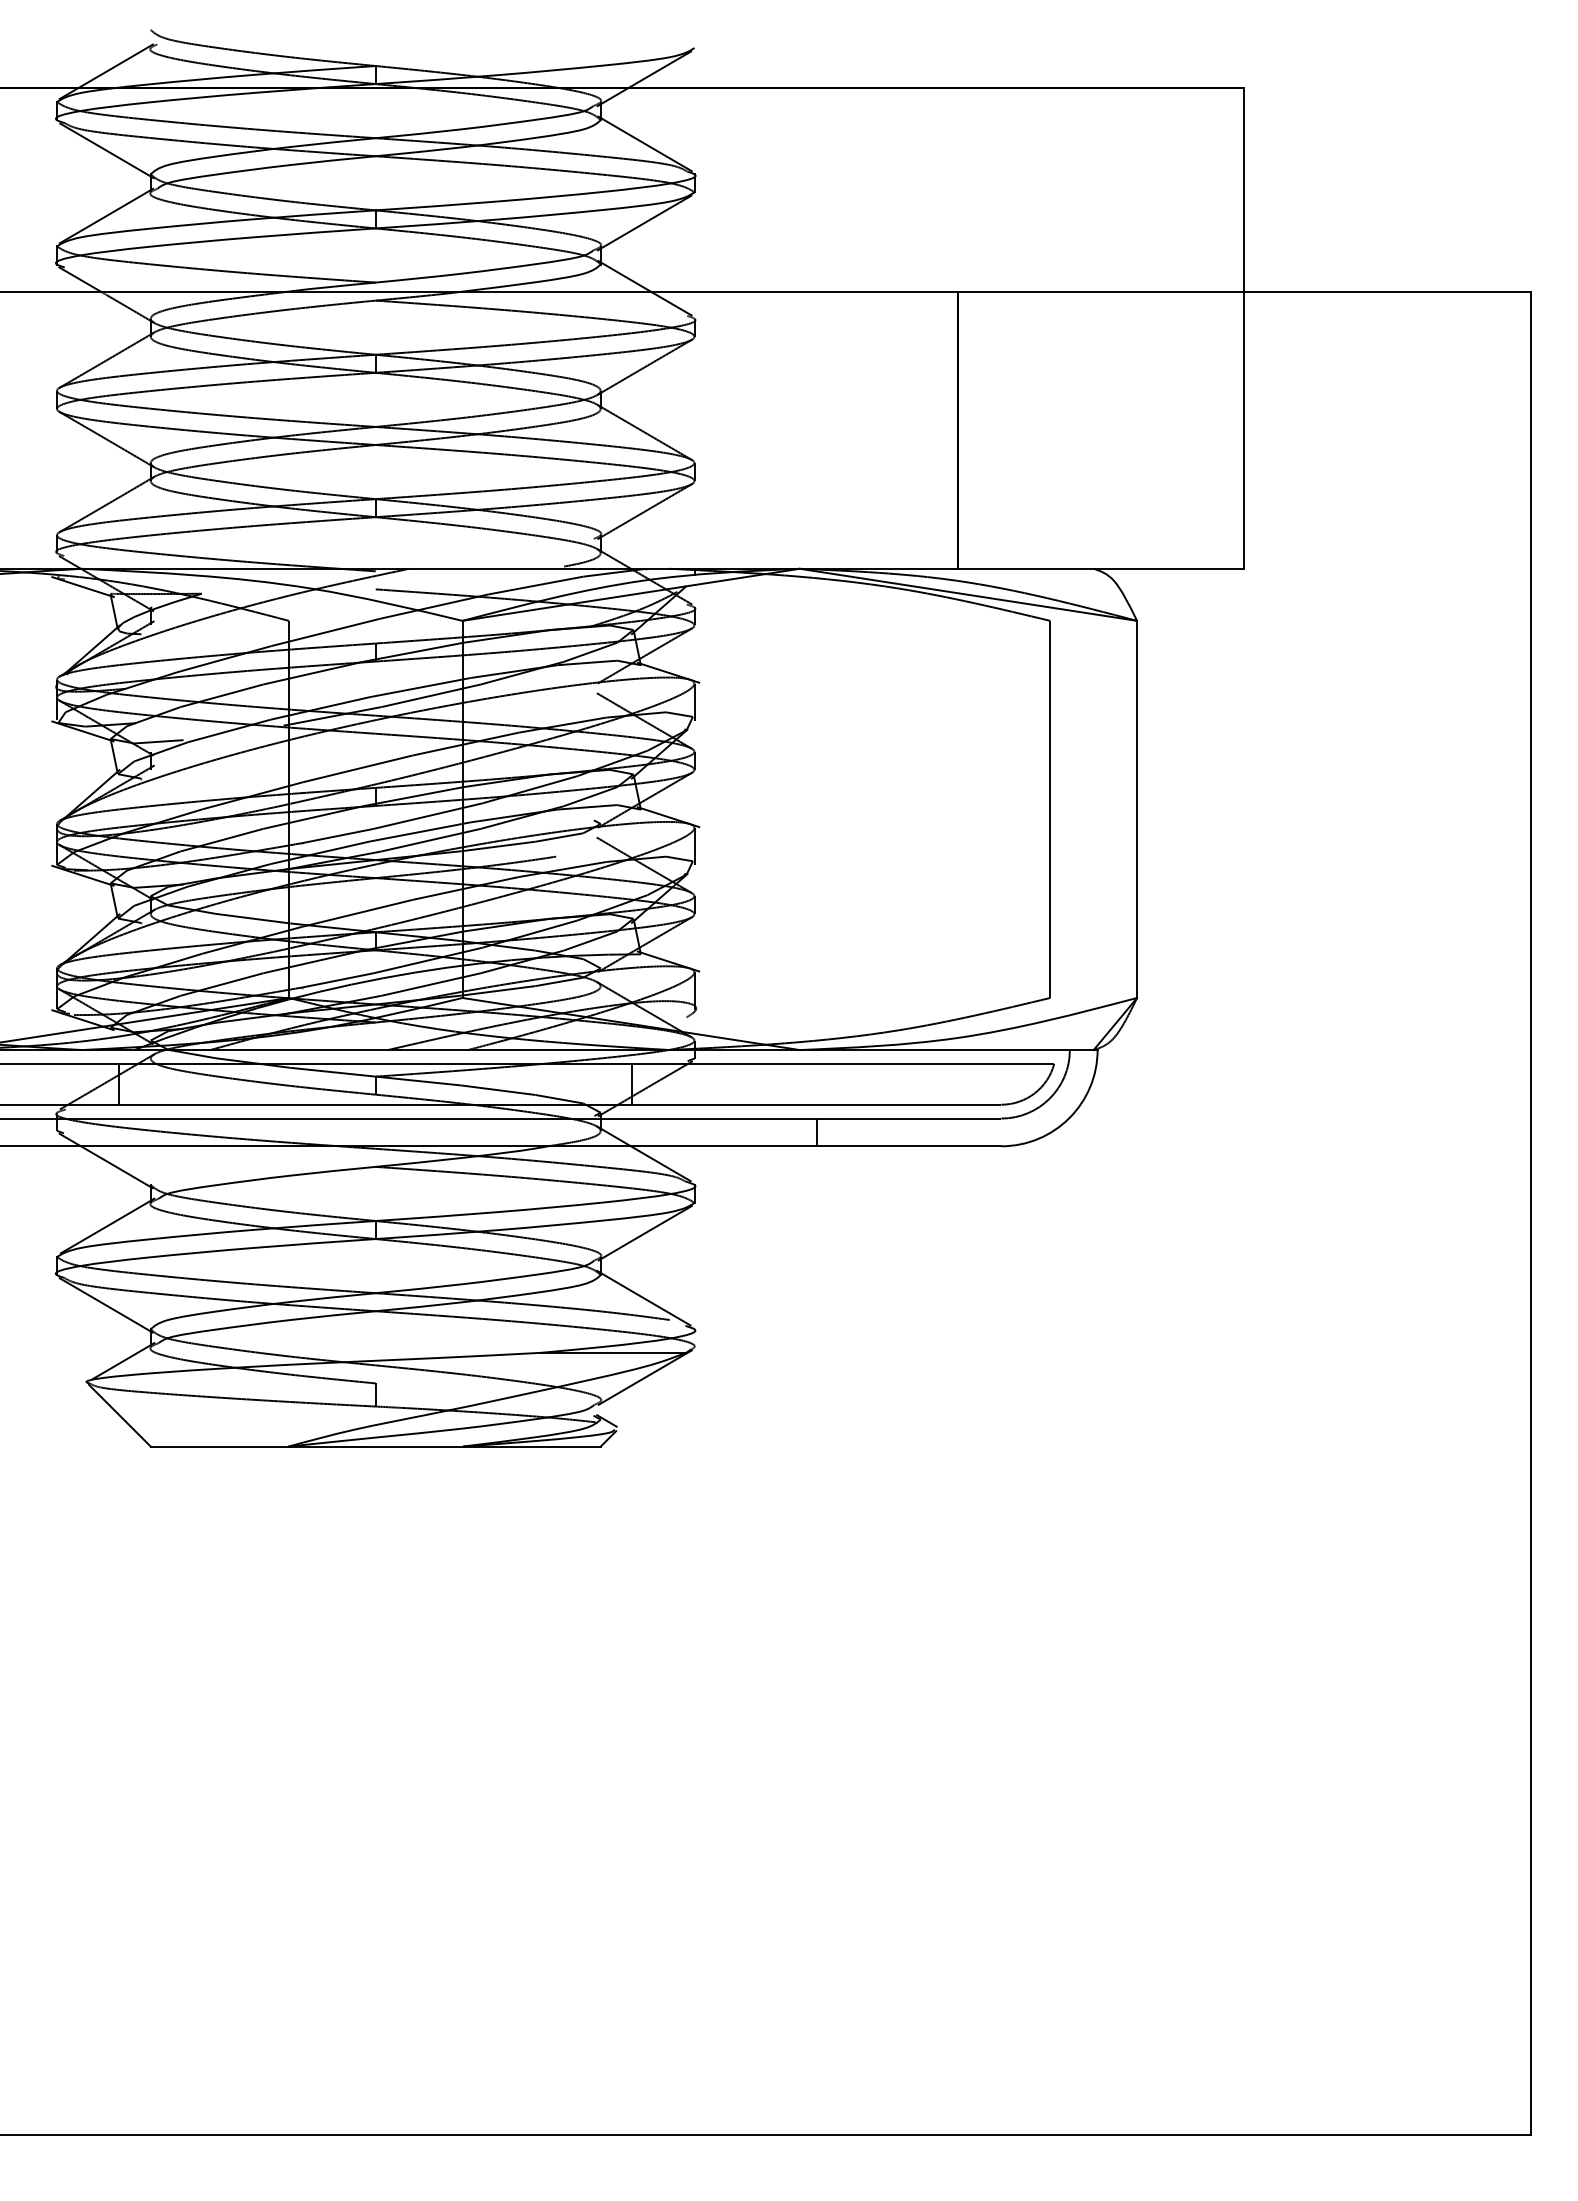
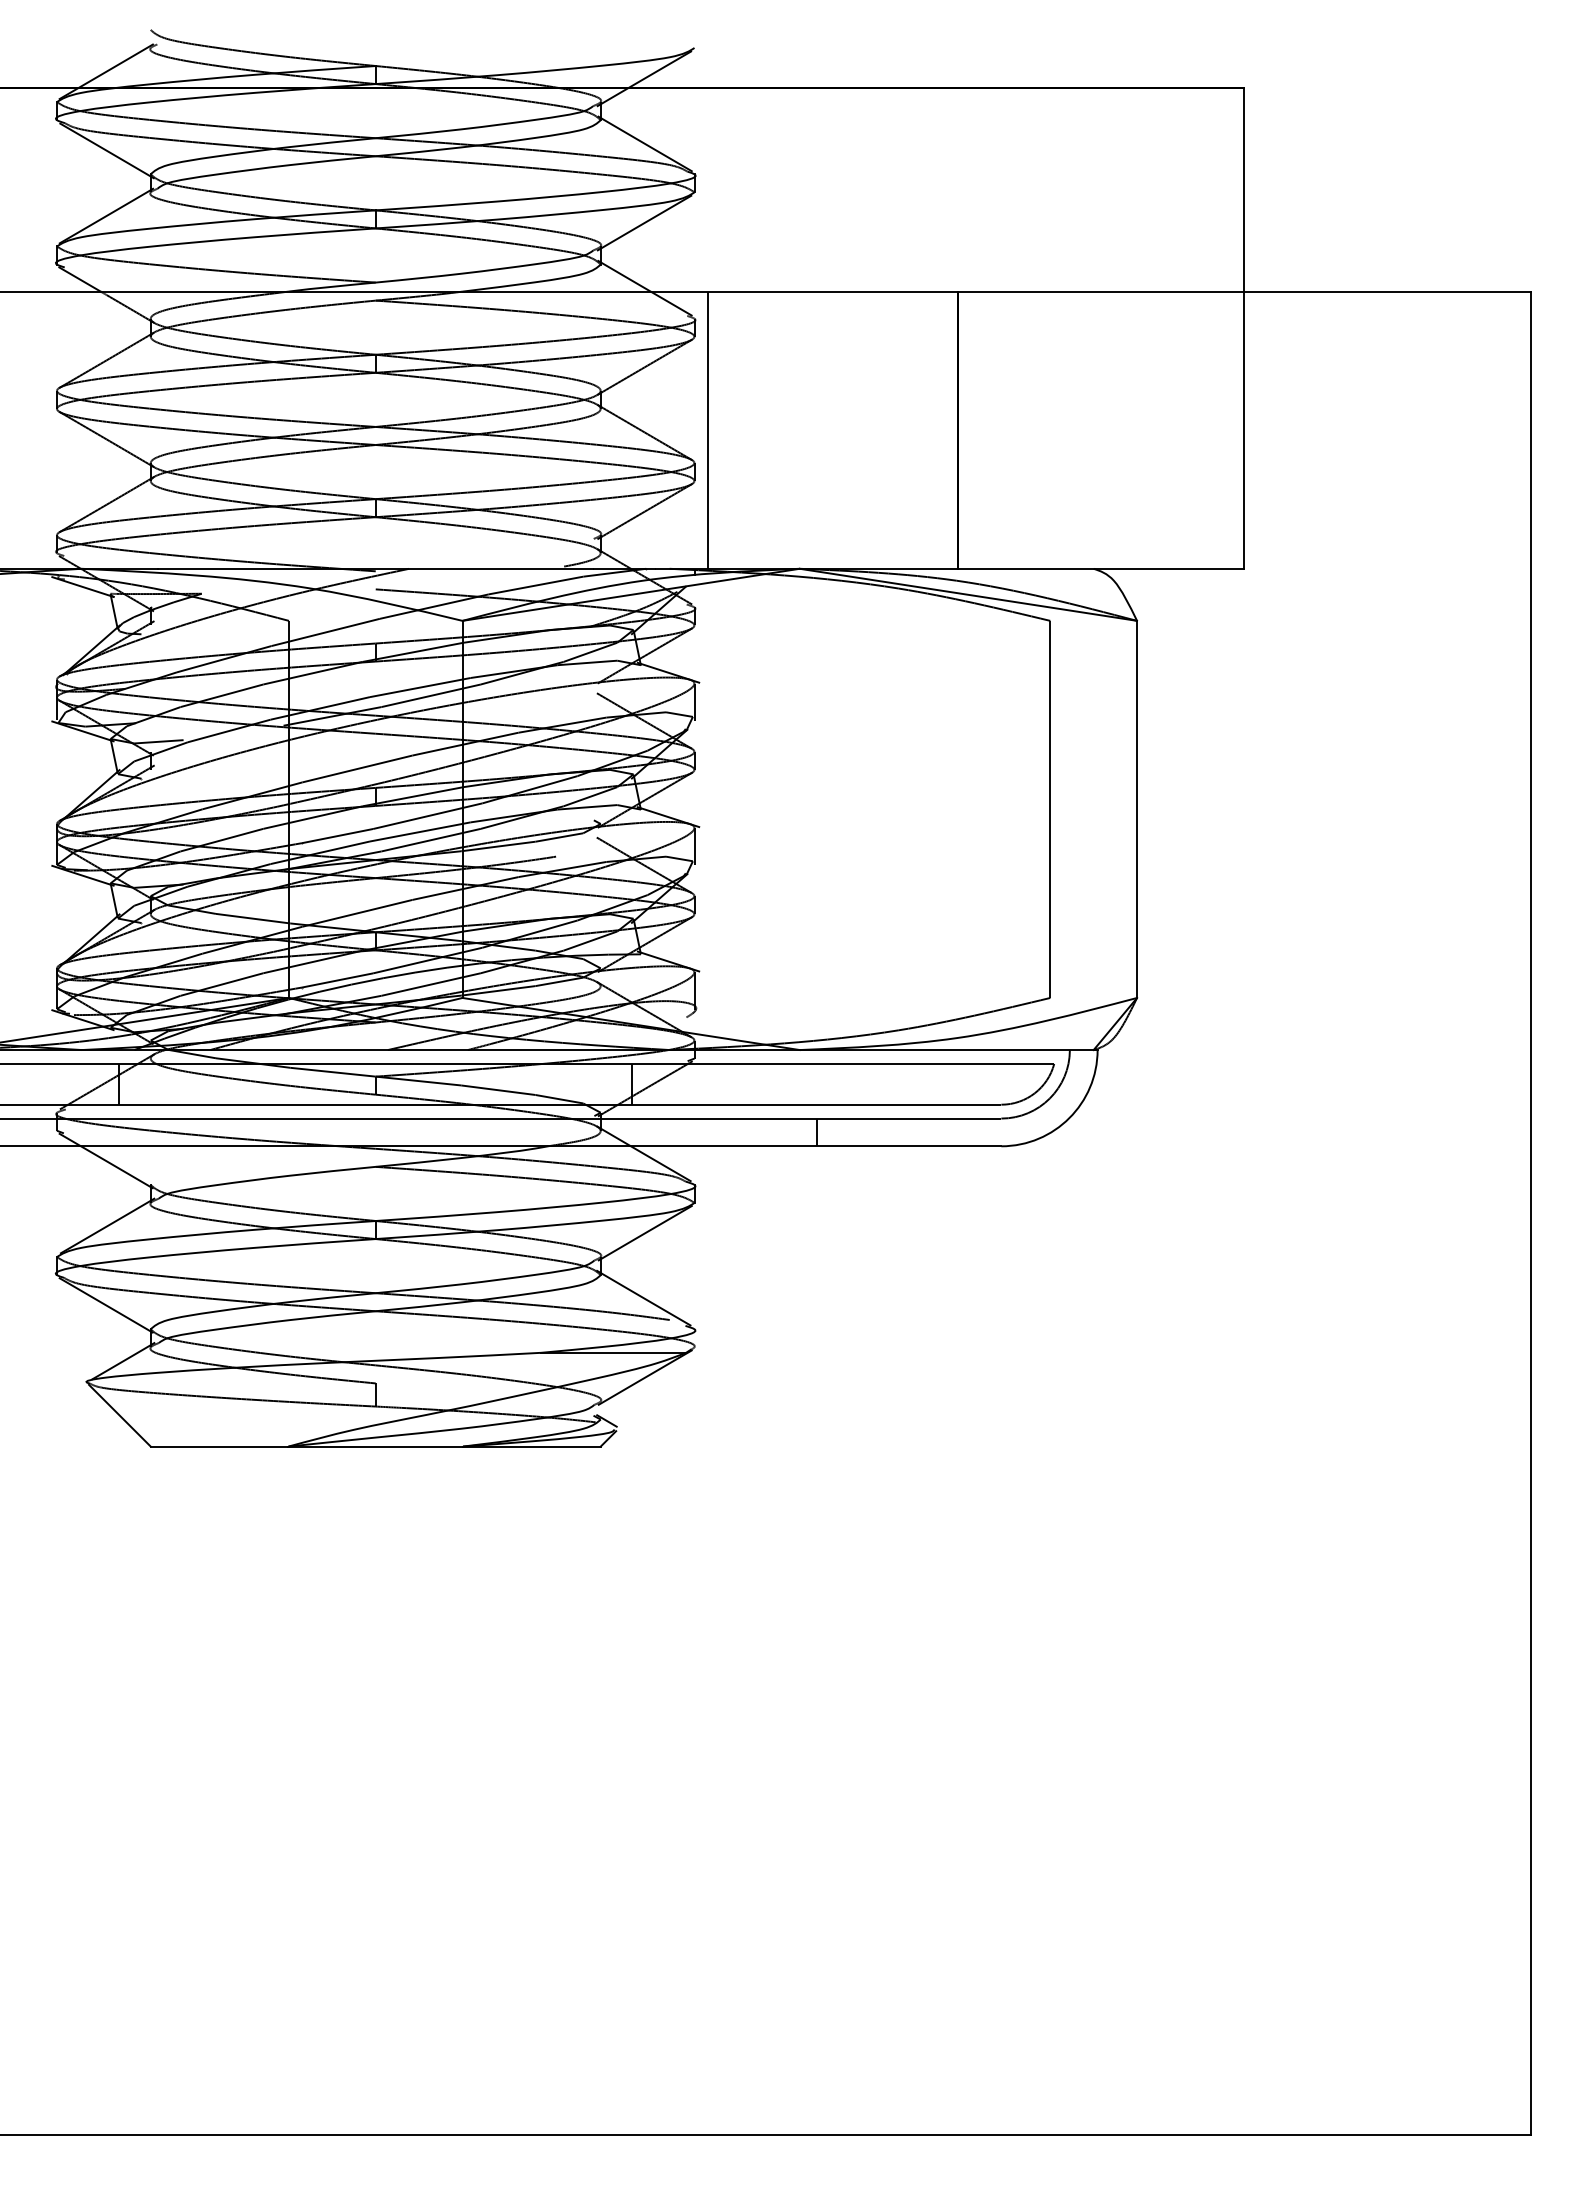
line: none -> present (708, 429)
